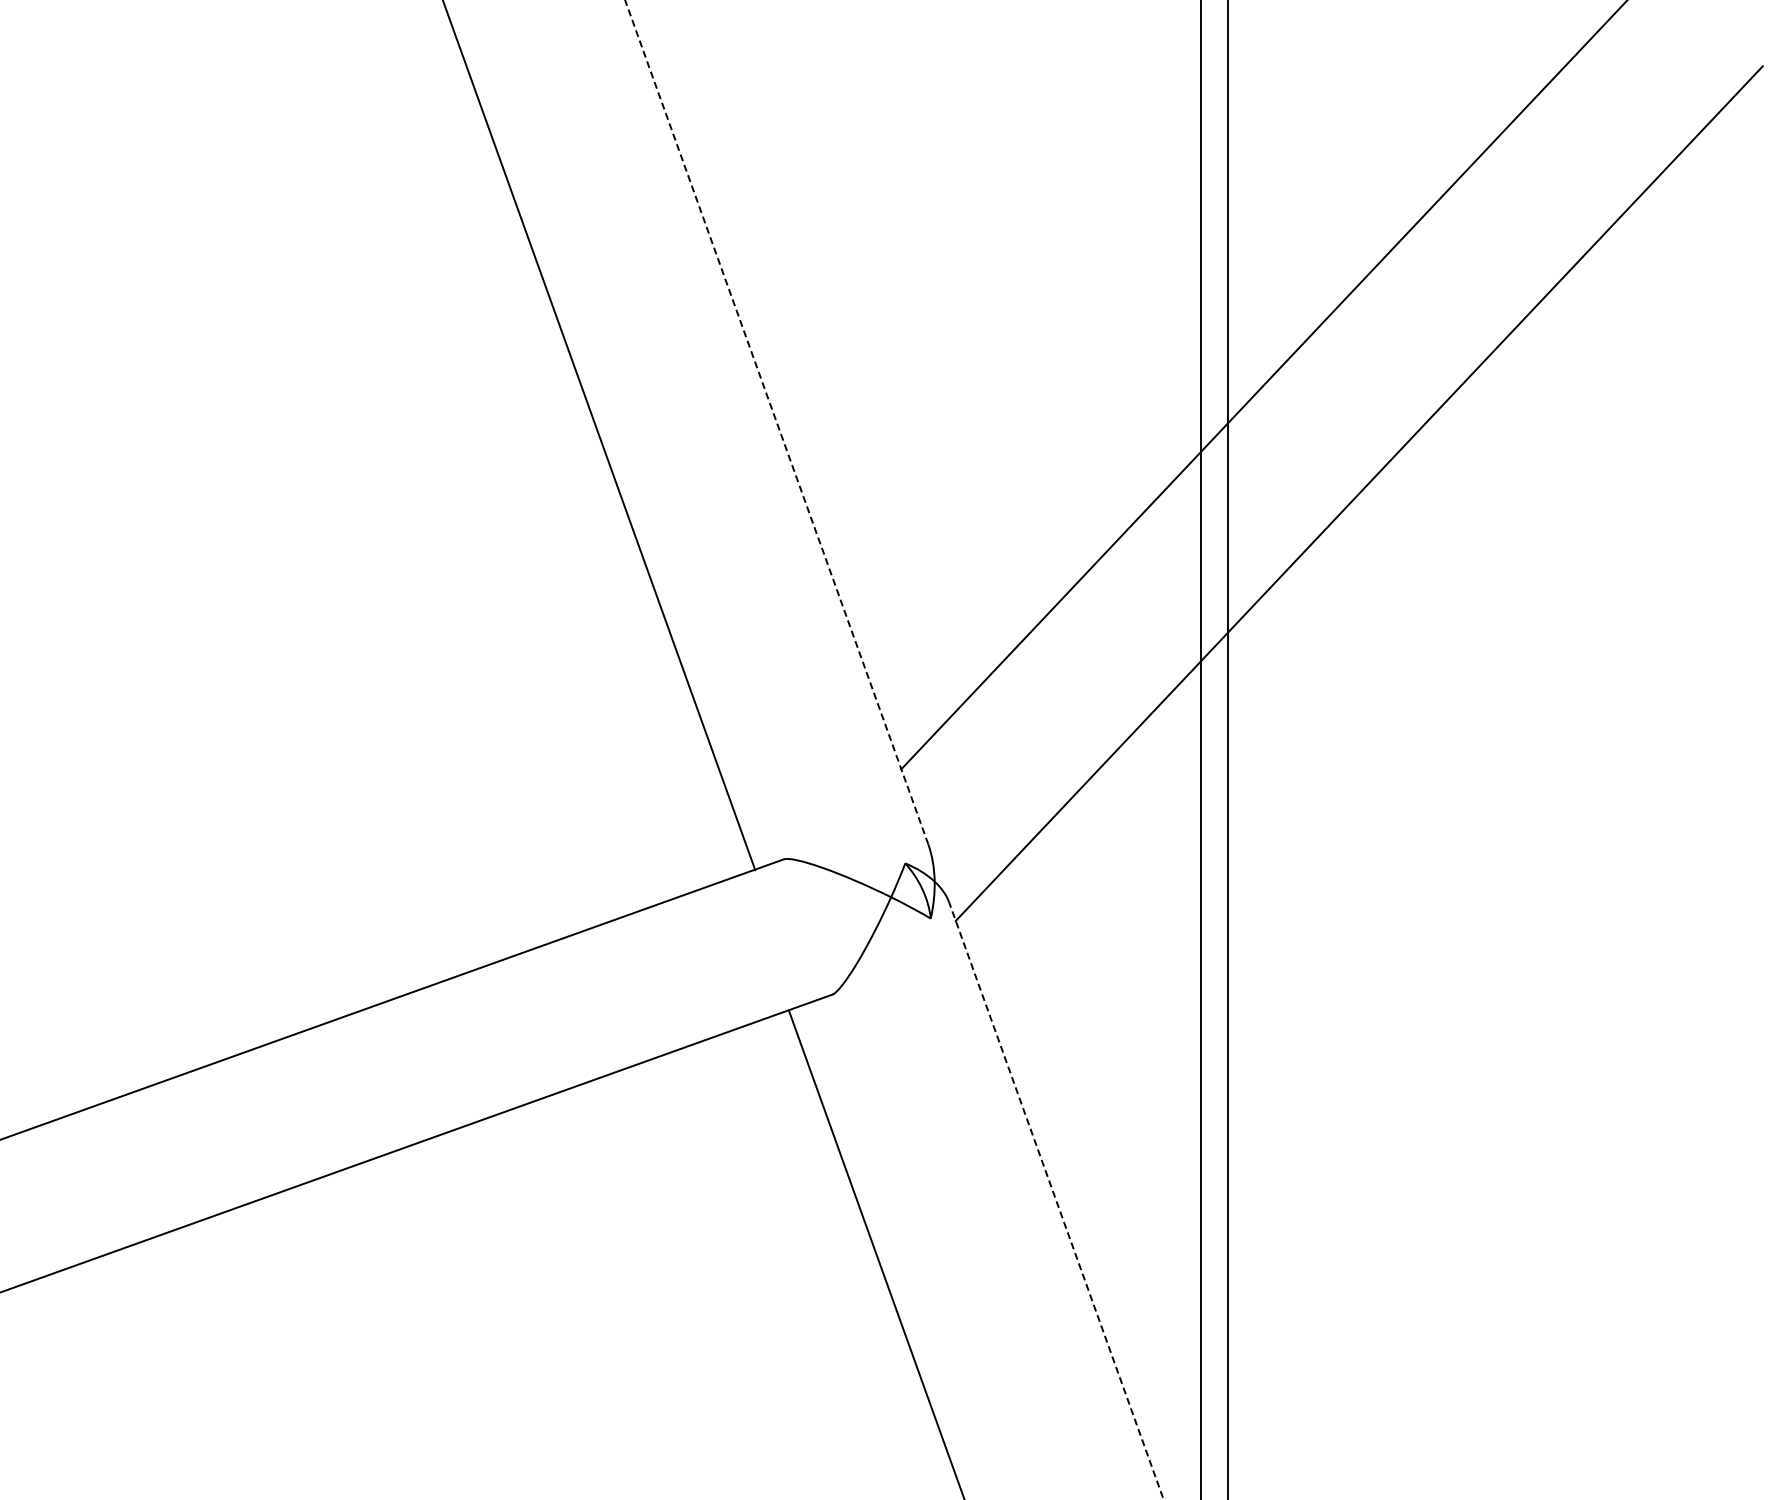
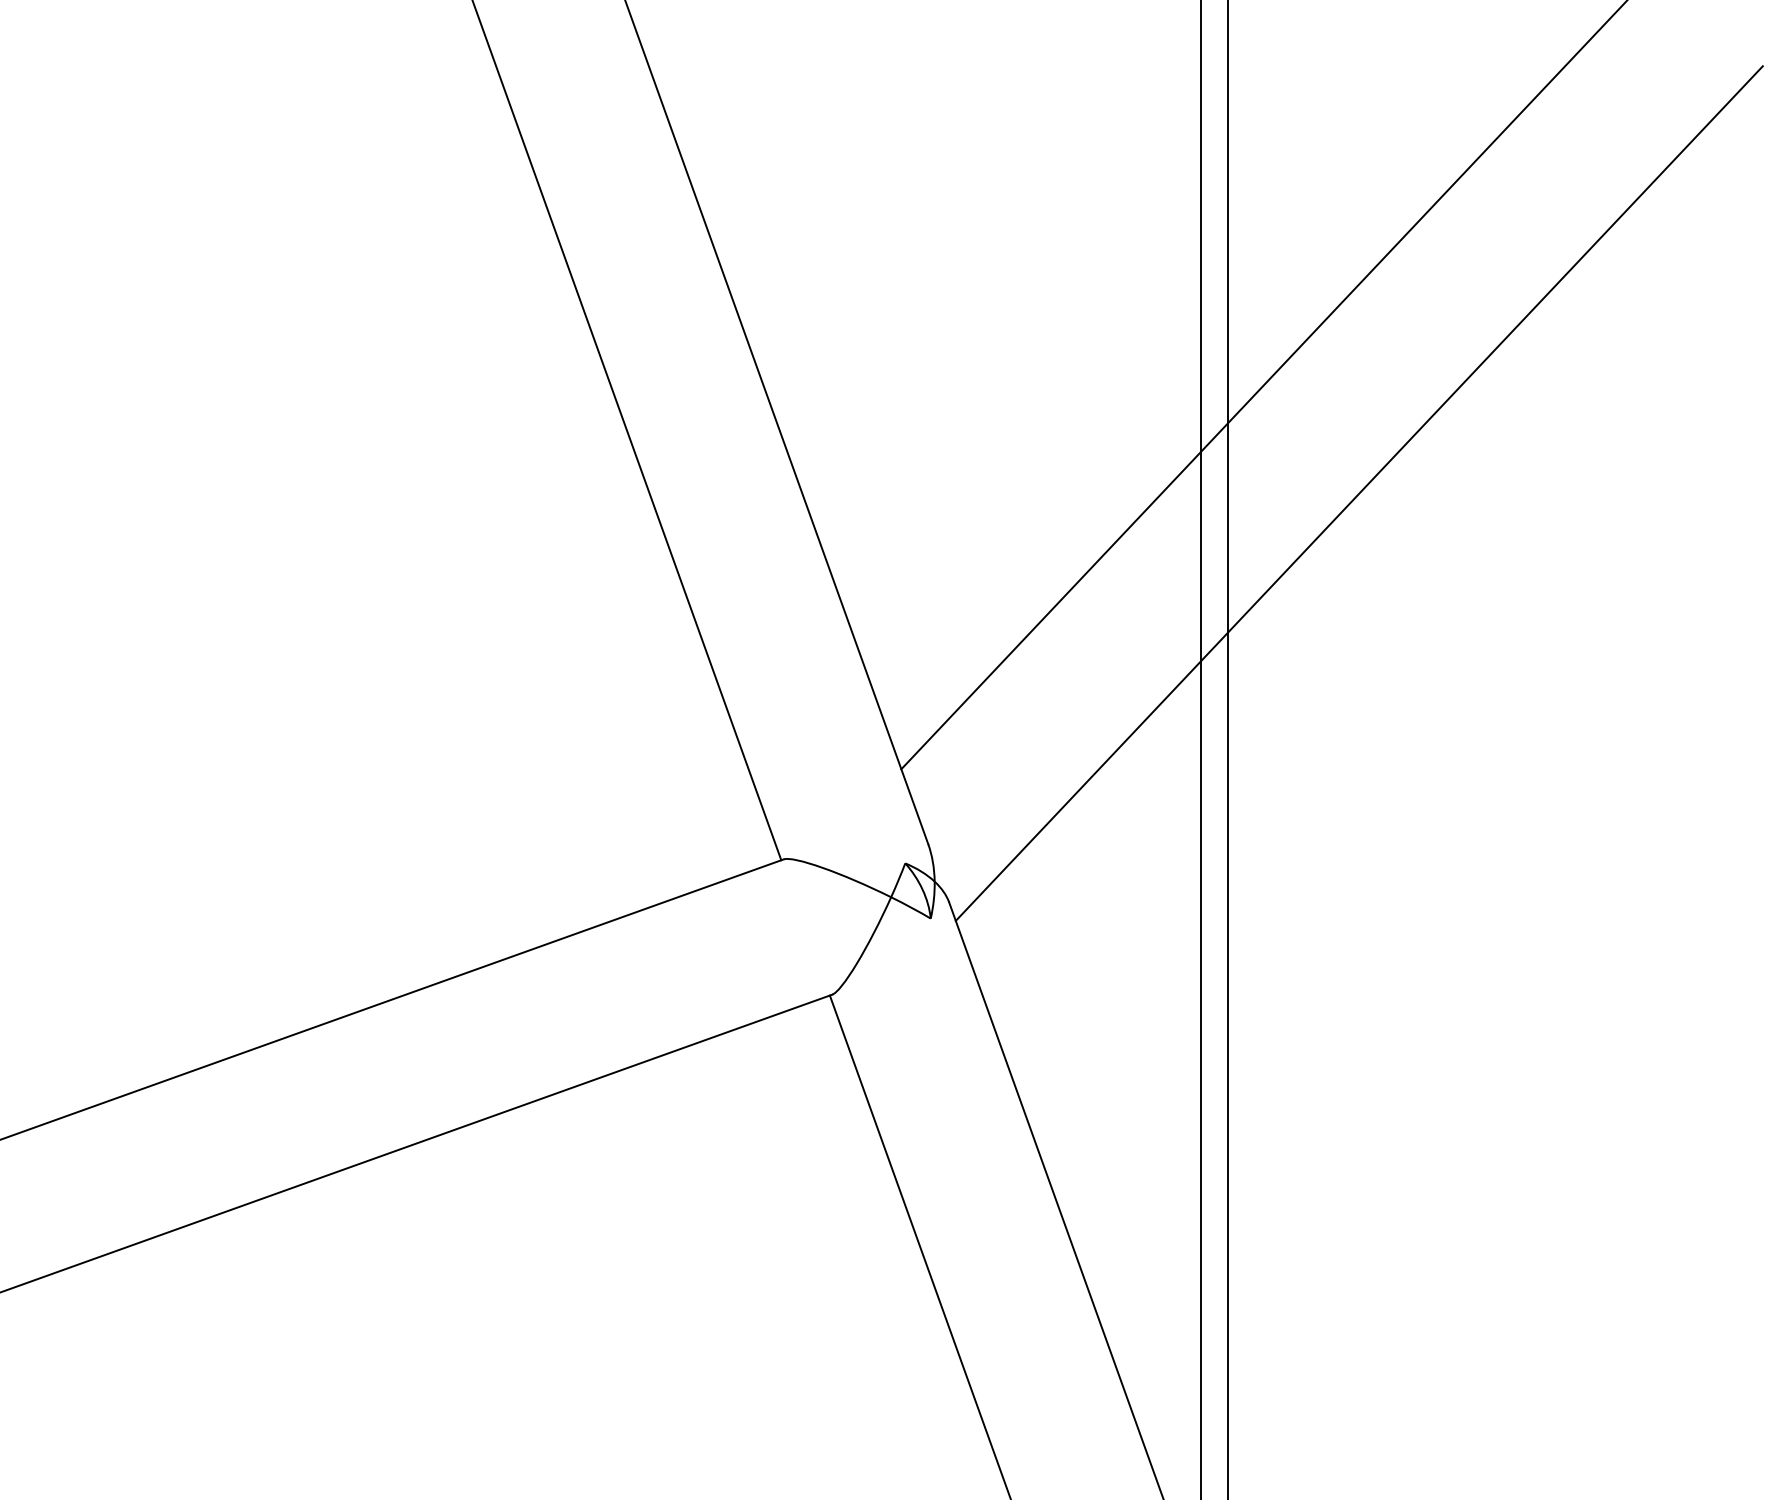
line: dashed -> solid (776, 421)
line position: (599, 436) -> (627, 431) (627, 431)
line: dashed -> solid (1056, 1200)
line position: (875, 1253) -> (919, 1245) (919, 1245)
